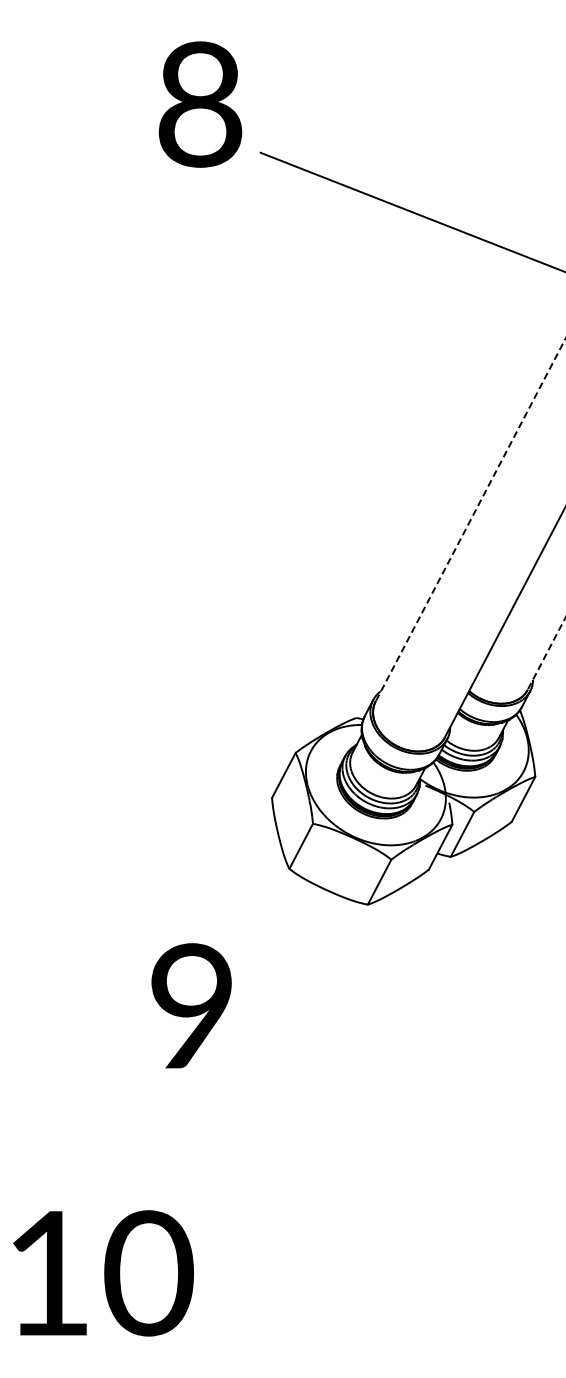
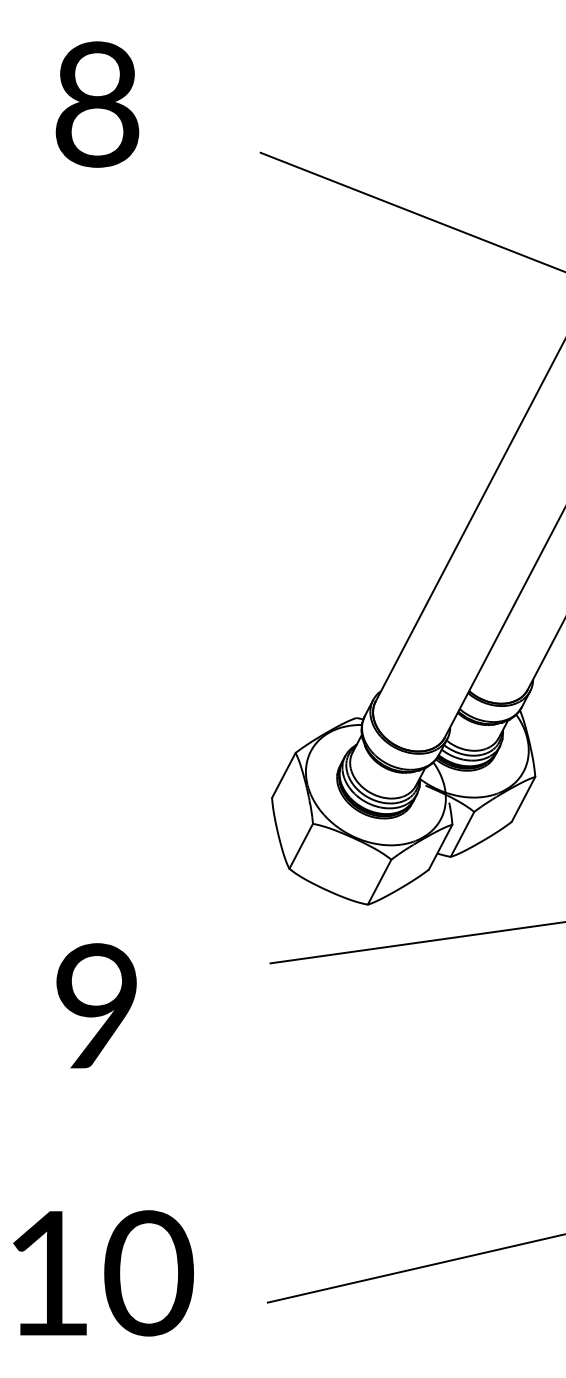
text position: (200, 104) -> (97, 104) (97, 104)
line: dashed -> solid (470, 519)
line: dashed -> solid (546, 653)
line: none -> present (416, 942)
text position: (191, 1005) -> (96, 1005) (96, 1005)
line: none -> present (414, 1268)
